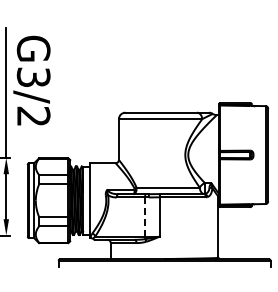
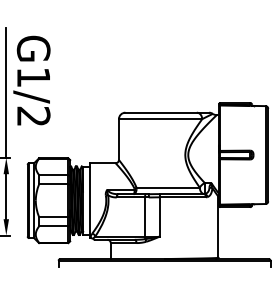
text: G3/2 -> G1/2 (33, 76)
line: dashed -> solid (145, 217)
